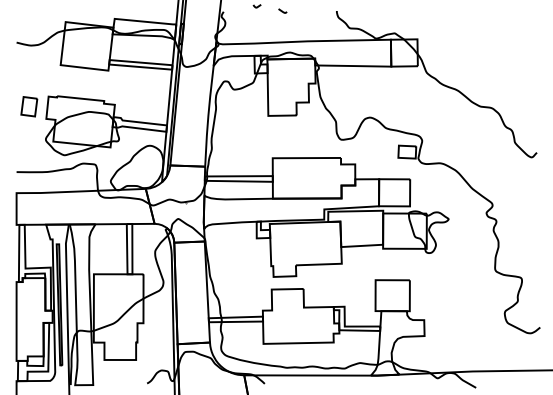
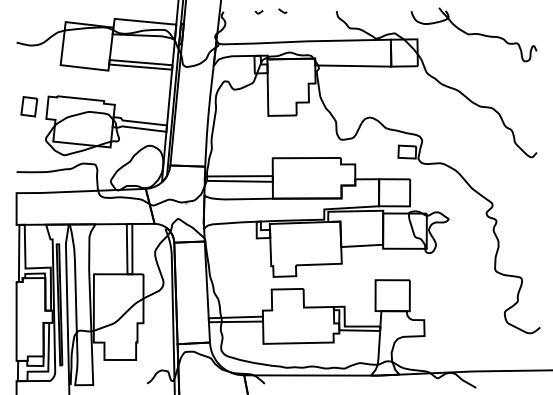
curve position: (256, 6) -> (258, 12) (258, 12)
part: none -> present (473, 34)
